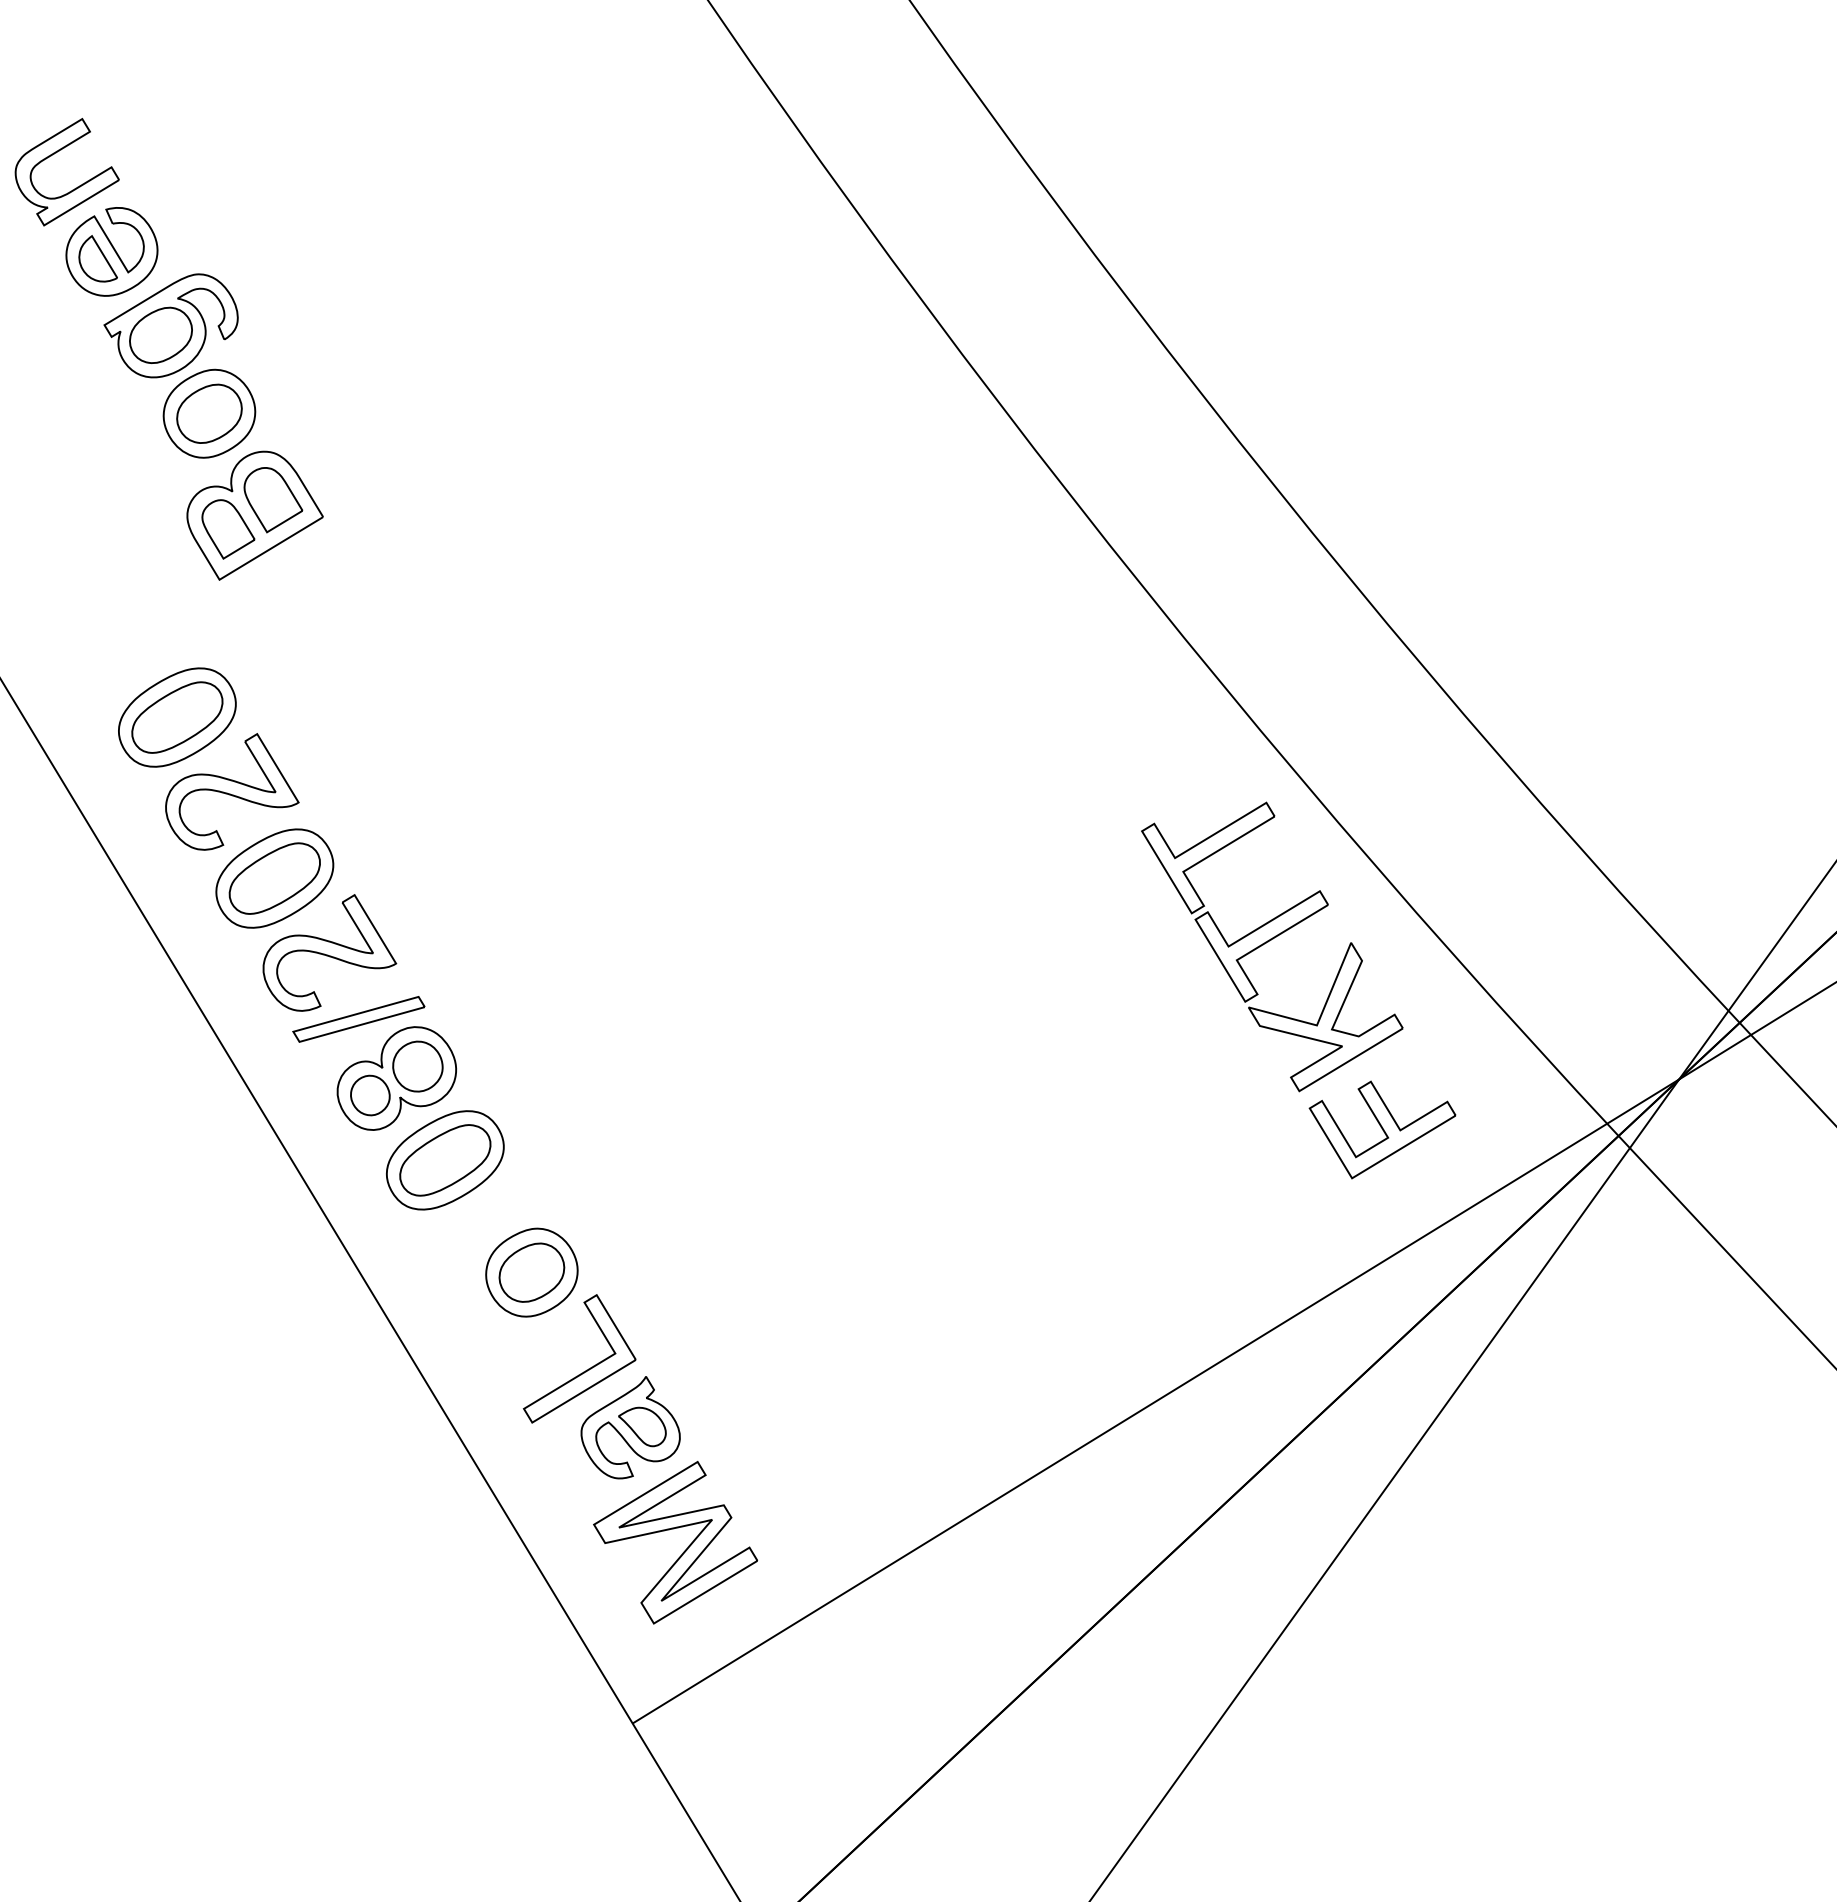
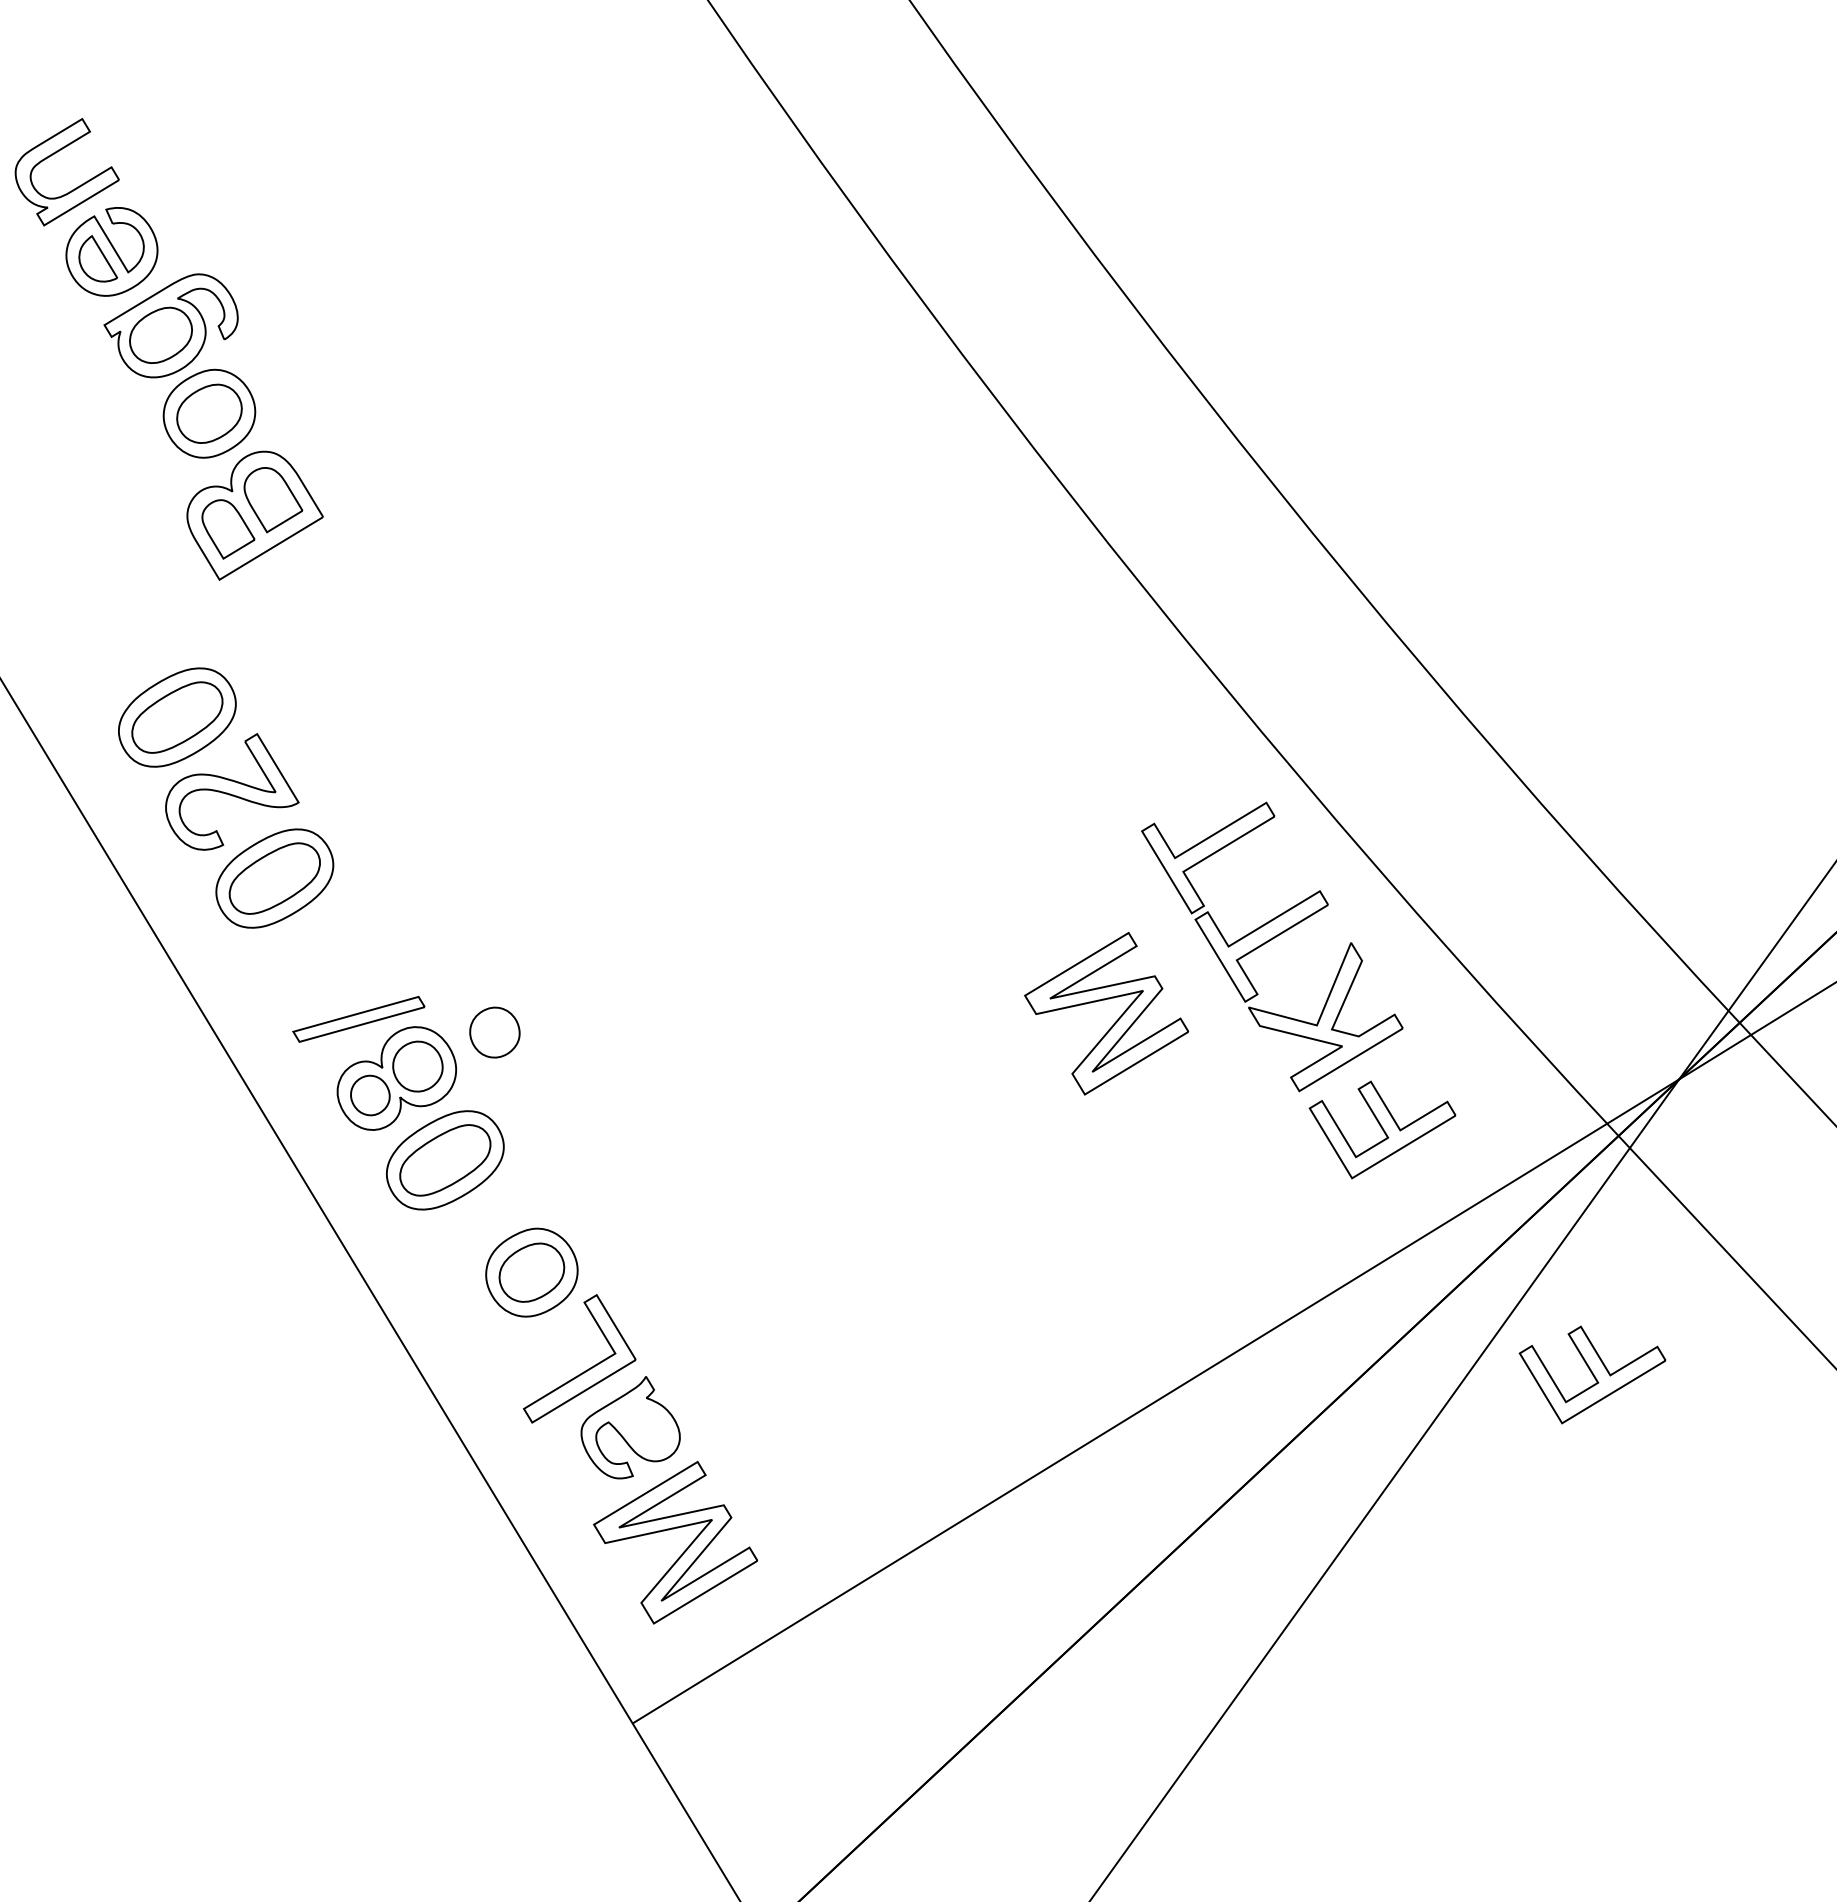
part: present -> none (329, 952)
part: none -> present (1115, 1021)
part: none -> present (494, 1032)
part: none -> present (1592, 1374)
part: present -> none (642, 1426)
